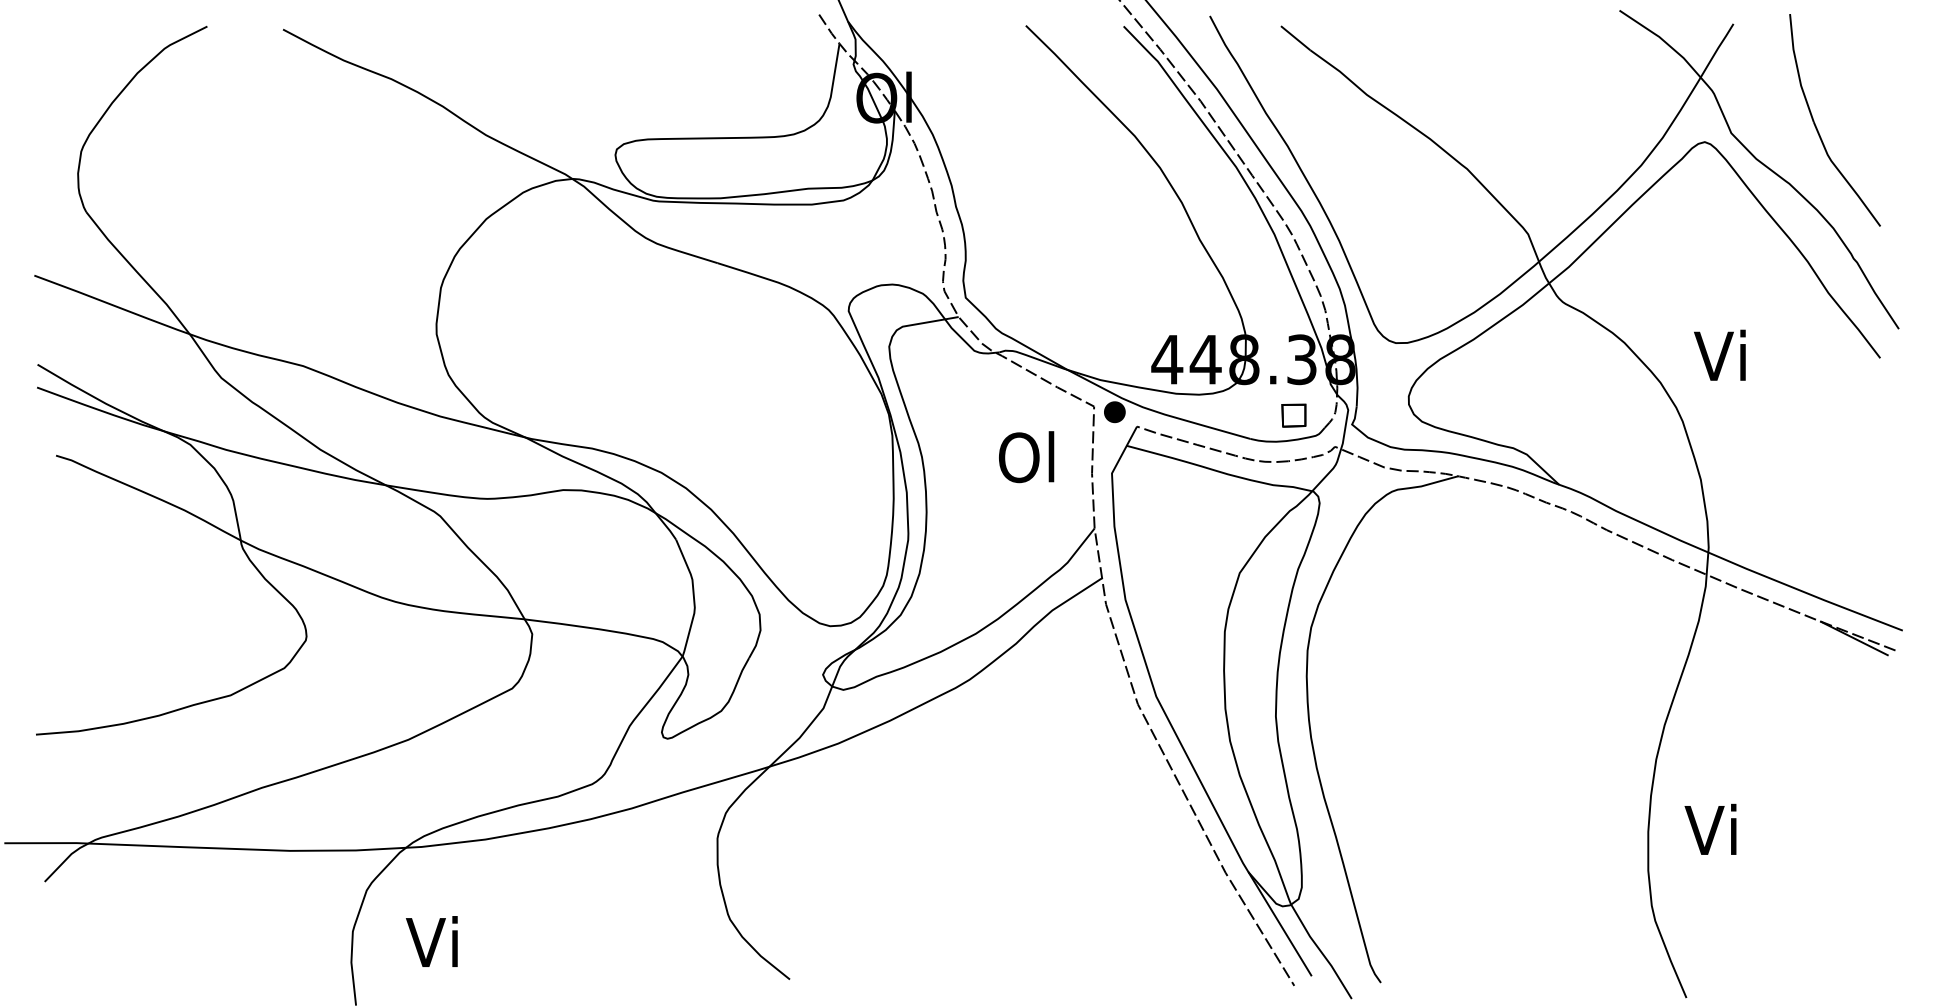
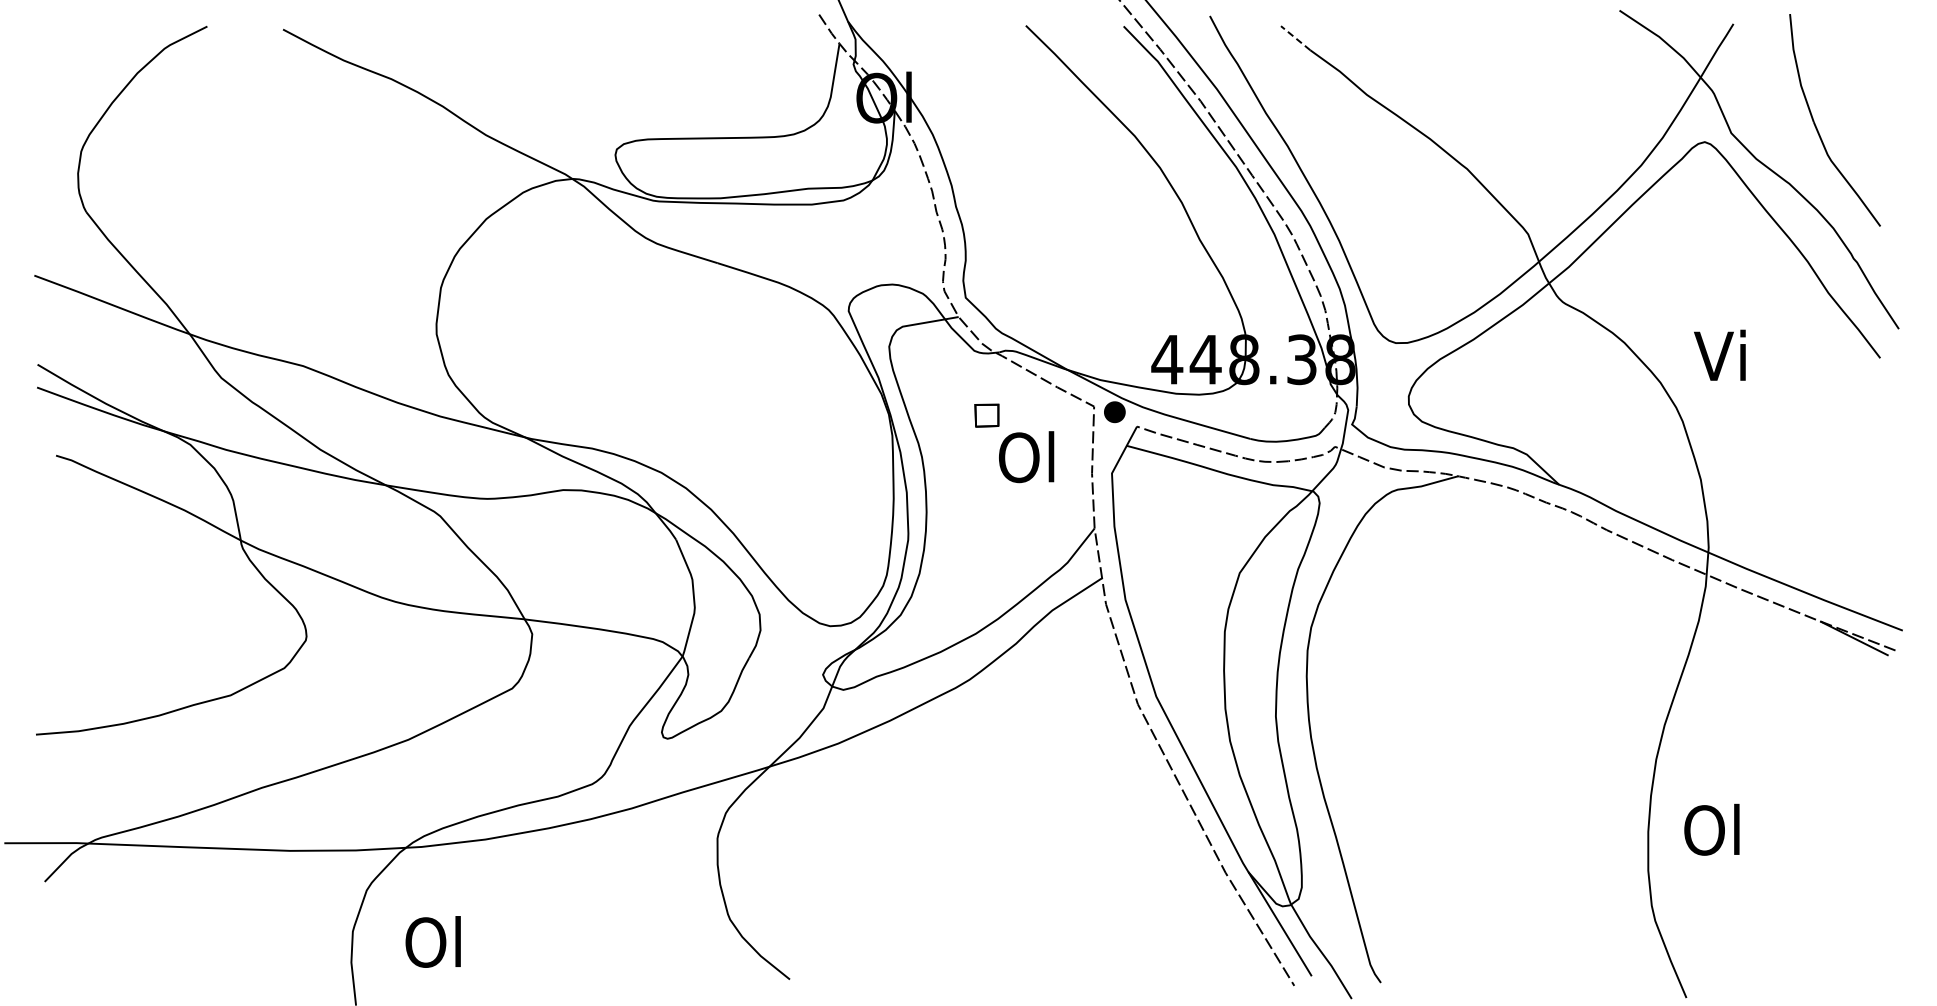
line: solid -> dashed (1295, 38)
part position: (1293, 415) -> (986, 415) (986, 415)
text: Vi -> Ol (1711, 829)
text: Vi -> Ol (432, 941)
